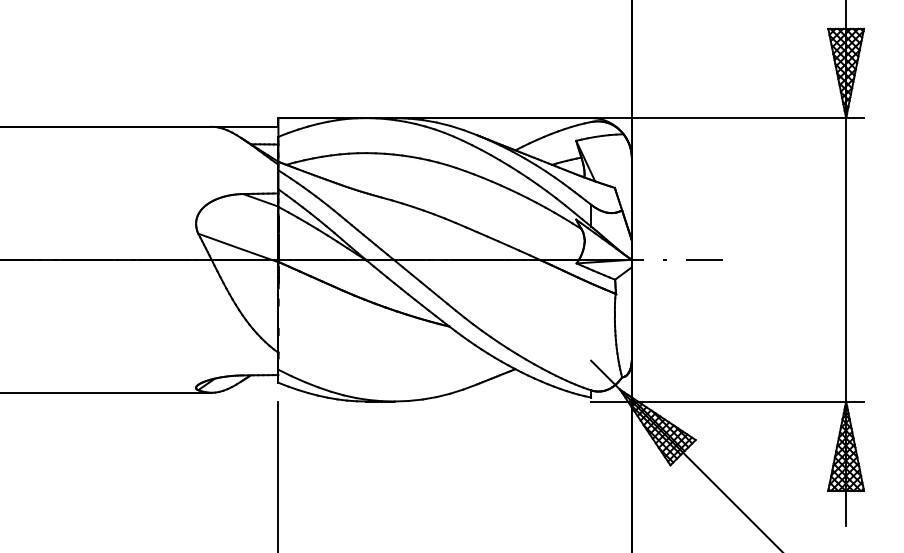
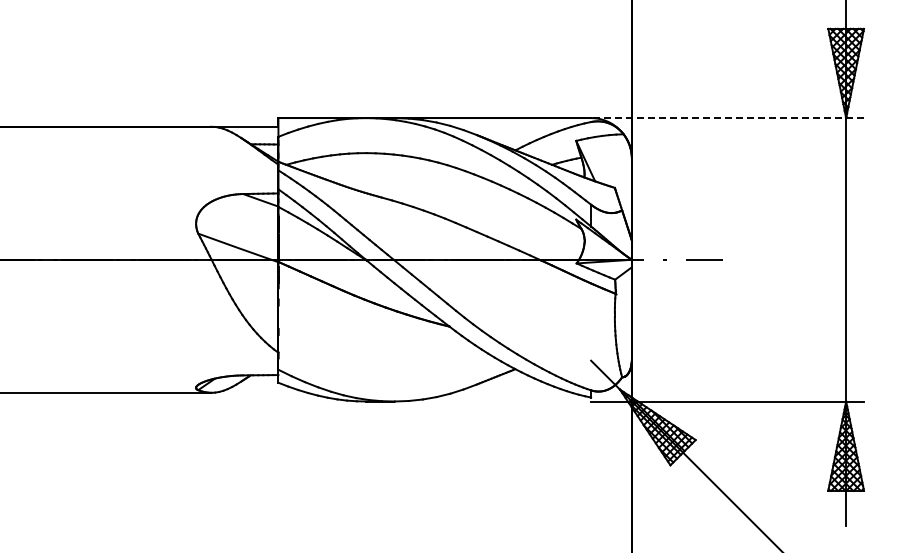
line: solid -> dashed (727, 118)
line: present -> none (278, 475)
